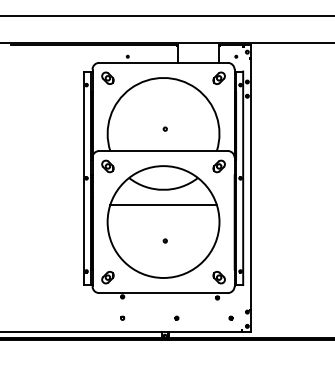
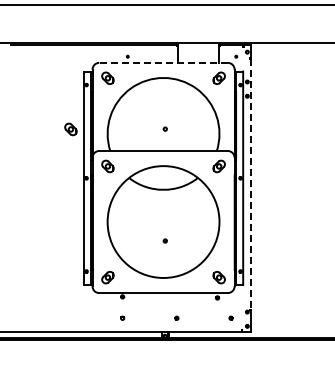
line position: (166, 15) -> (166, 4) (166, 4)
line: solid -> dashed (163, 62)
part: none -> present (70, 129)
line: solid -> dashed (251, 184)
line: present -> none (163, 204)
